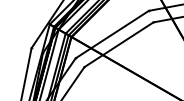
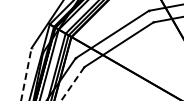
line: solid -> dashed (26, 74)
line: solid -> dashed (72, 84)
